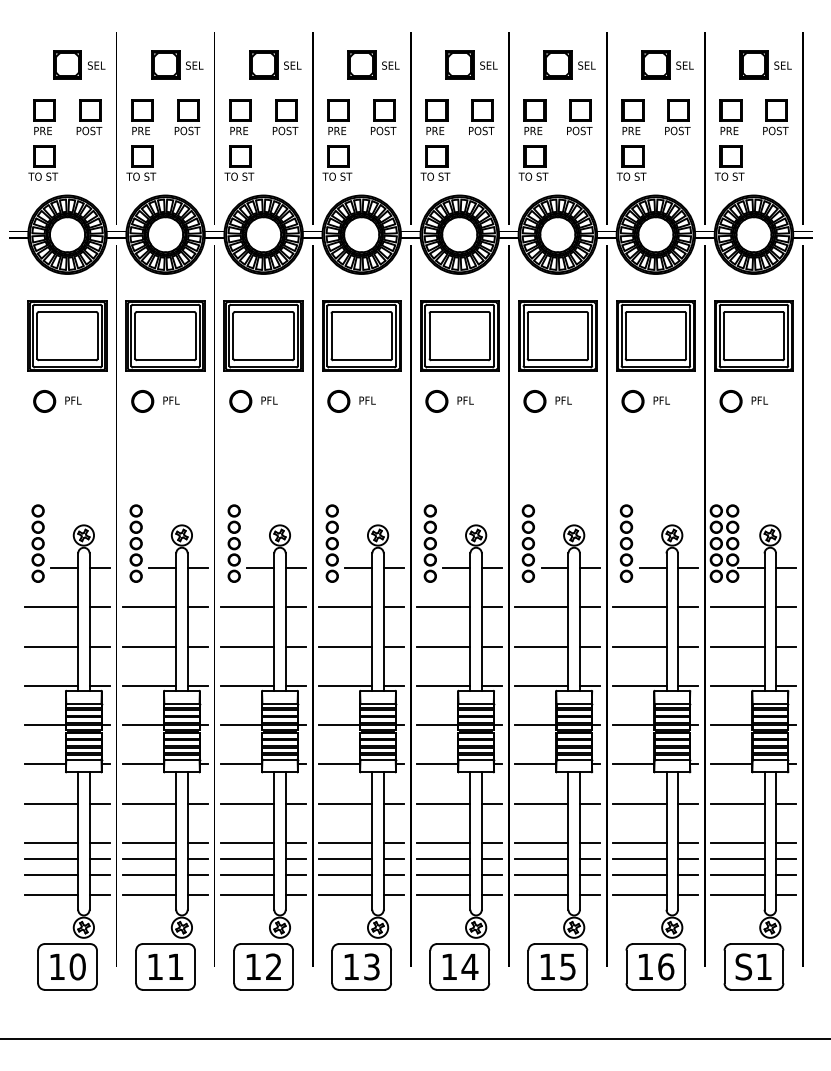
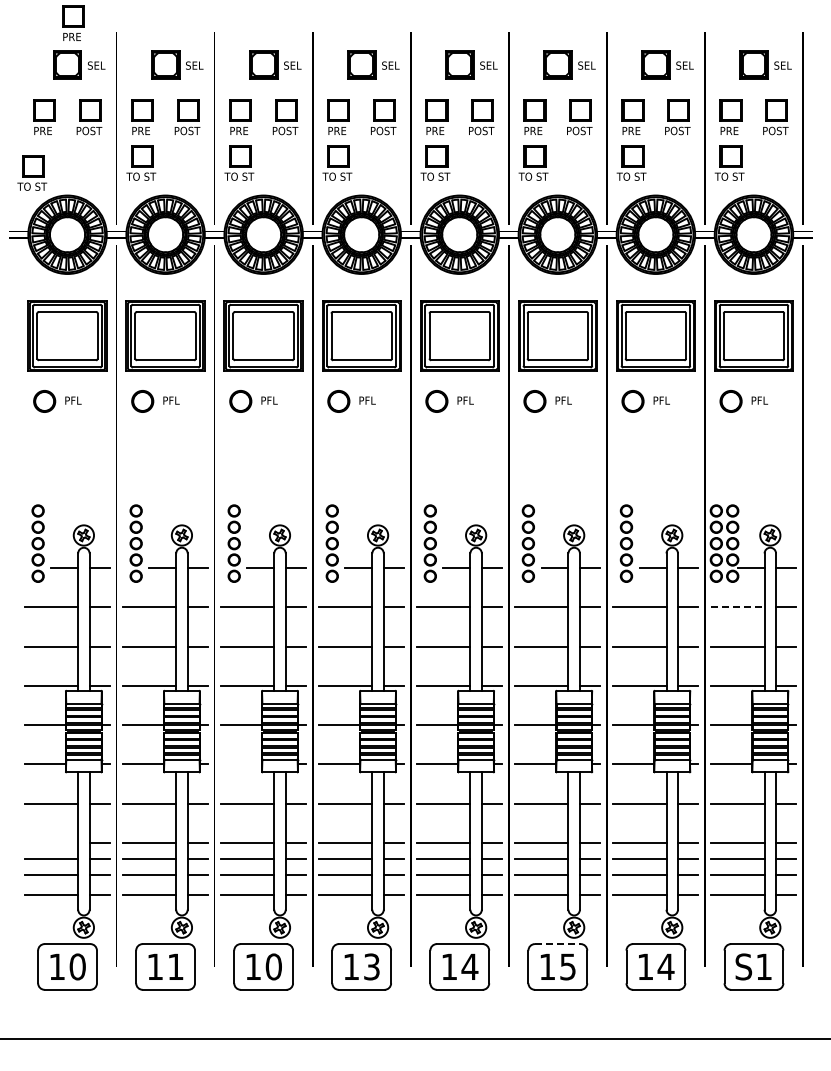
part: none -> present (73, 22)
part position: (43, 162) -> (32, 172) (32, 172)
line: solid -> dashed (738, 607)
line: present -> none (241, 764)
line: present -> none (51, 842)
line: solid -> dashed (557, 944)
text: 12 -> 10 (273, 966)
text: 16 -> 14 (665, 966)
